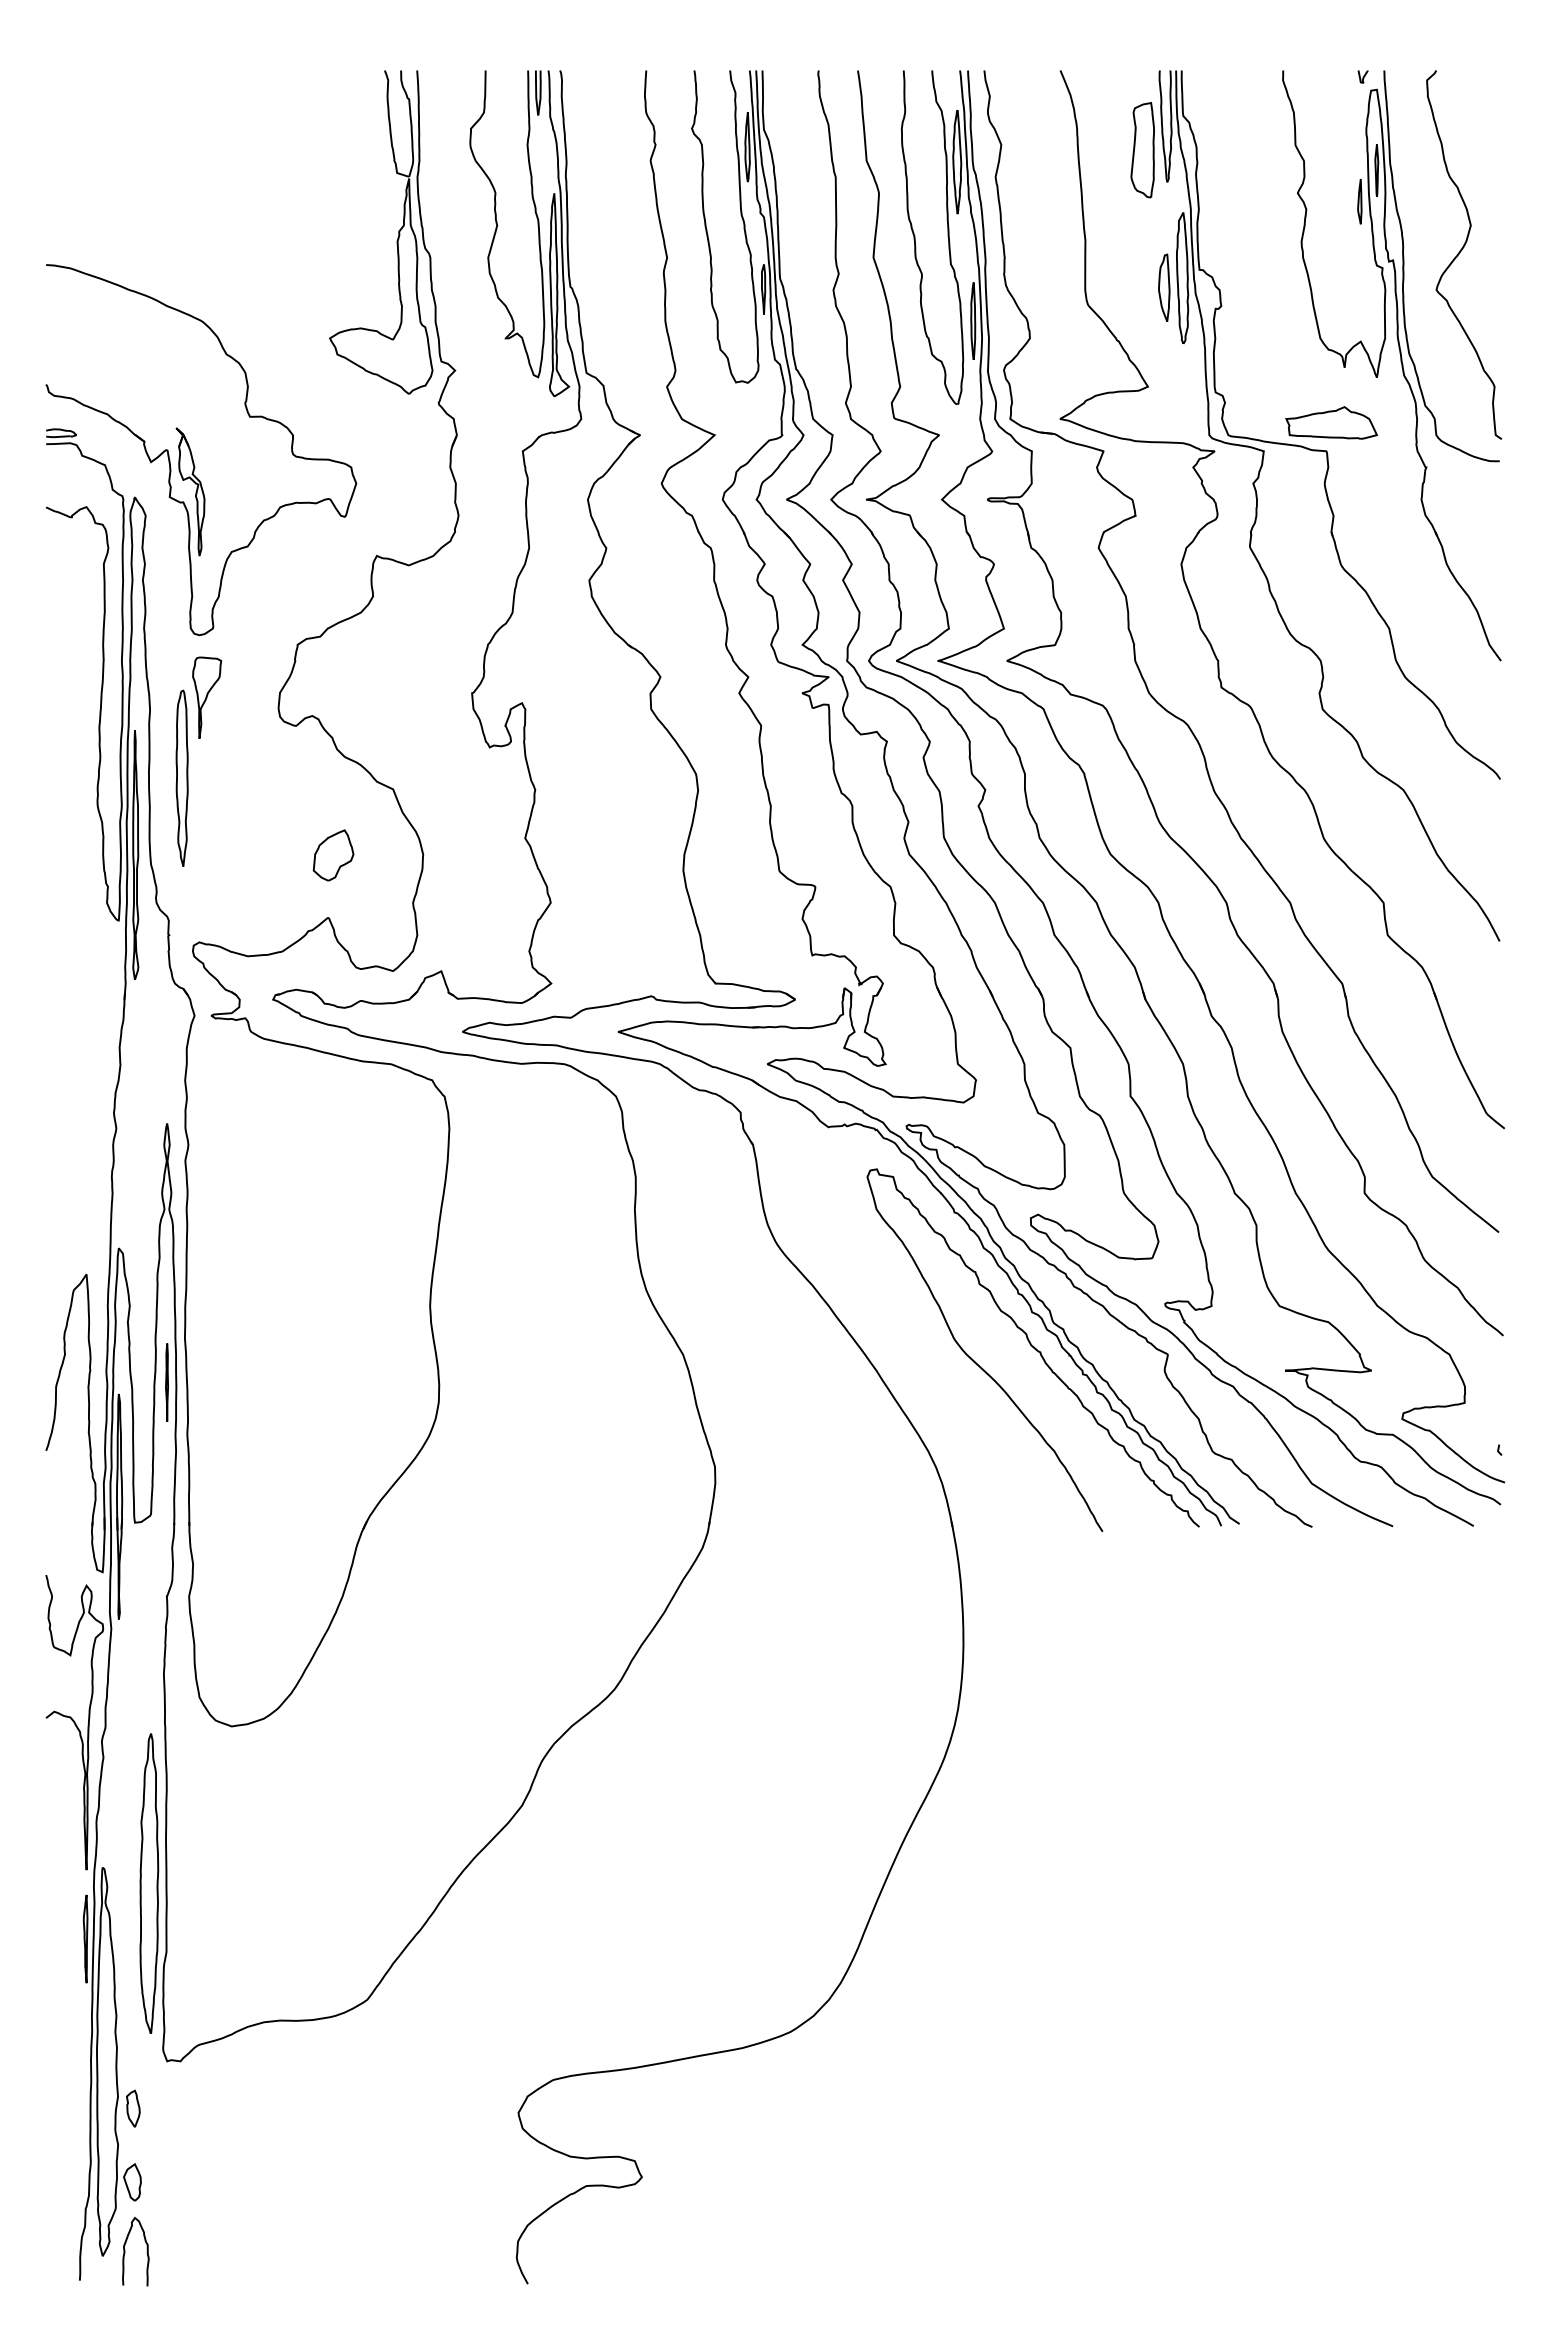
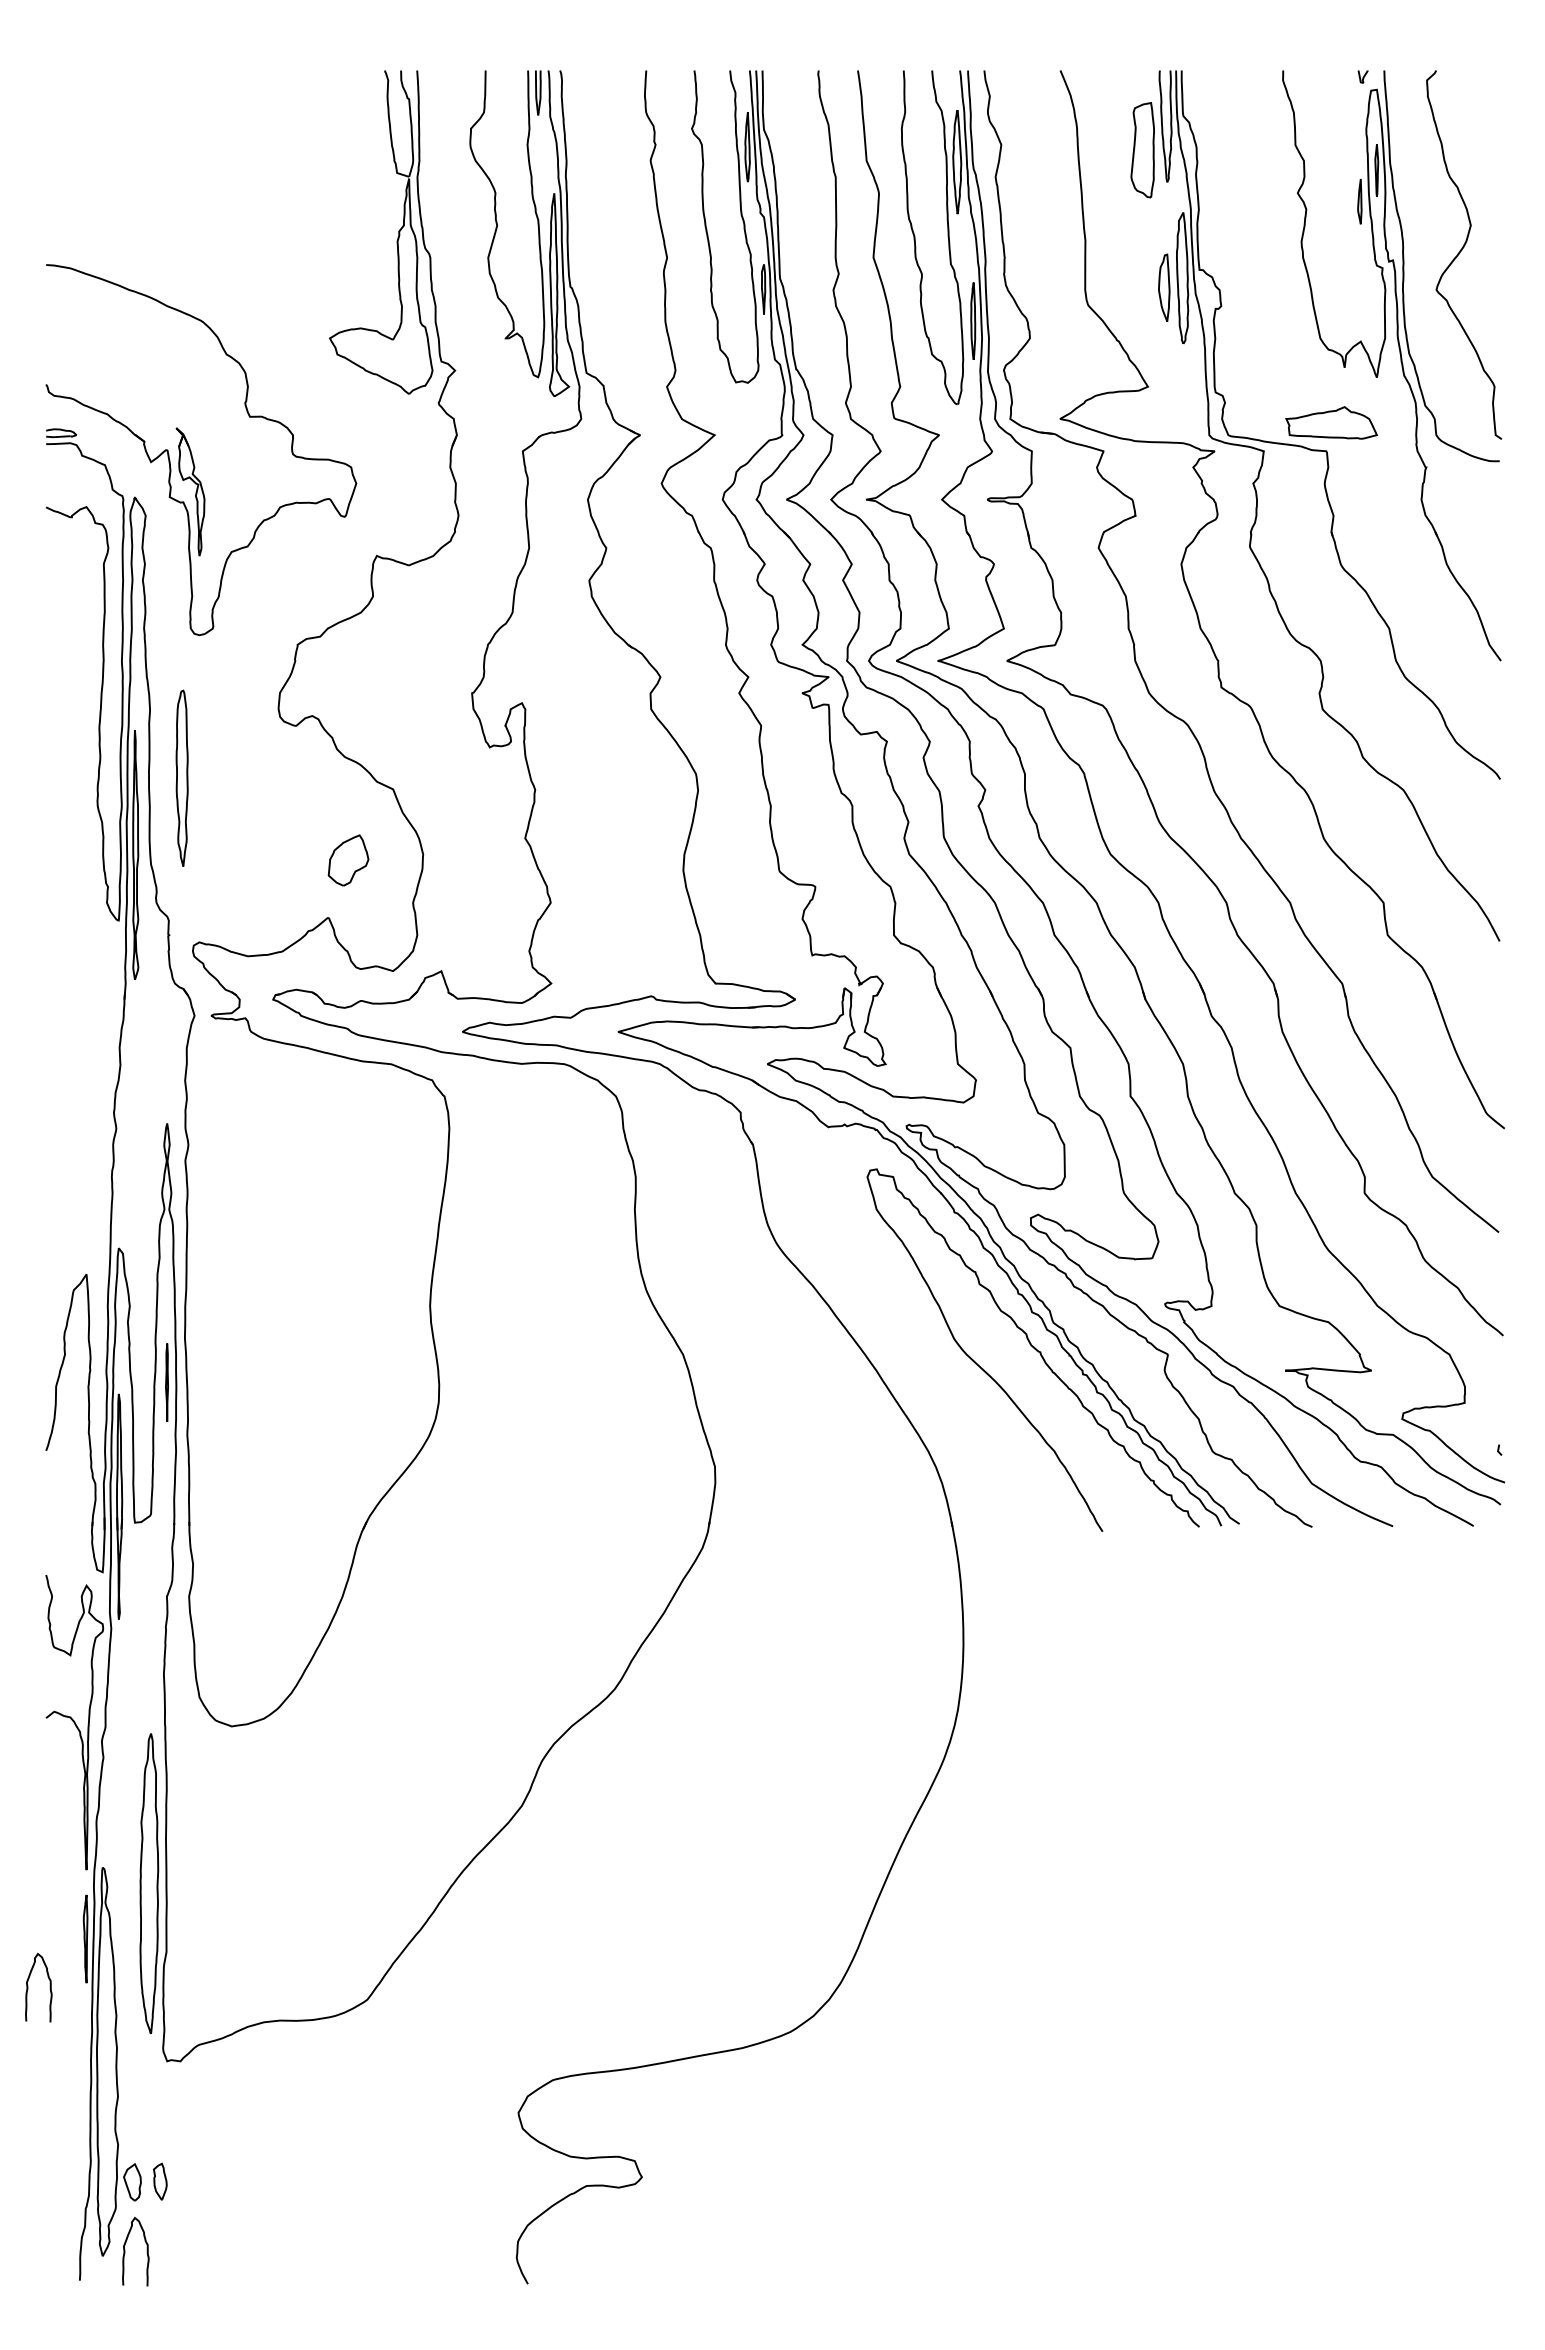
part: present -> none (207, 697)
part position: (333, 855) -> (348, 860) (348, 860)
curve: none -> present (28, 1987)
part position: (133, 2108) -> (160, 2181) (160, 2181)
